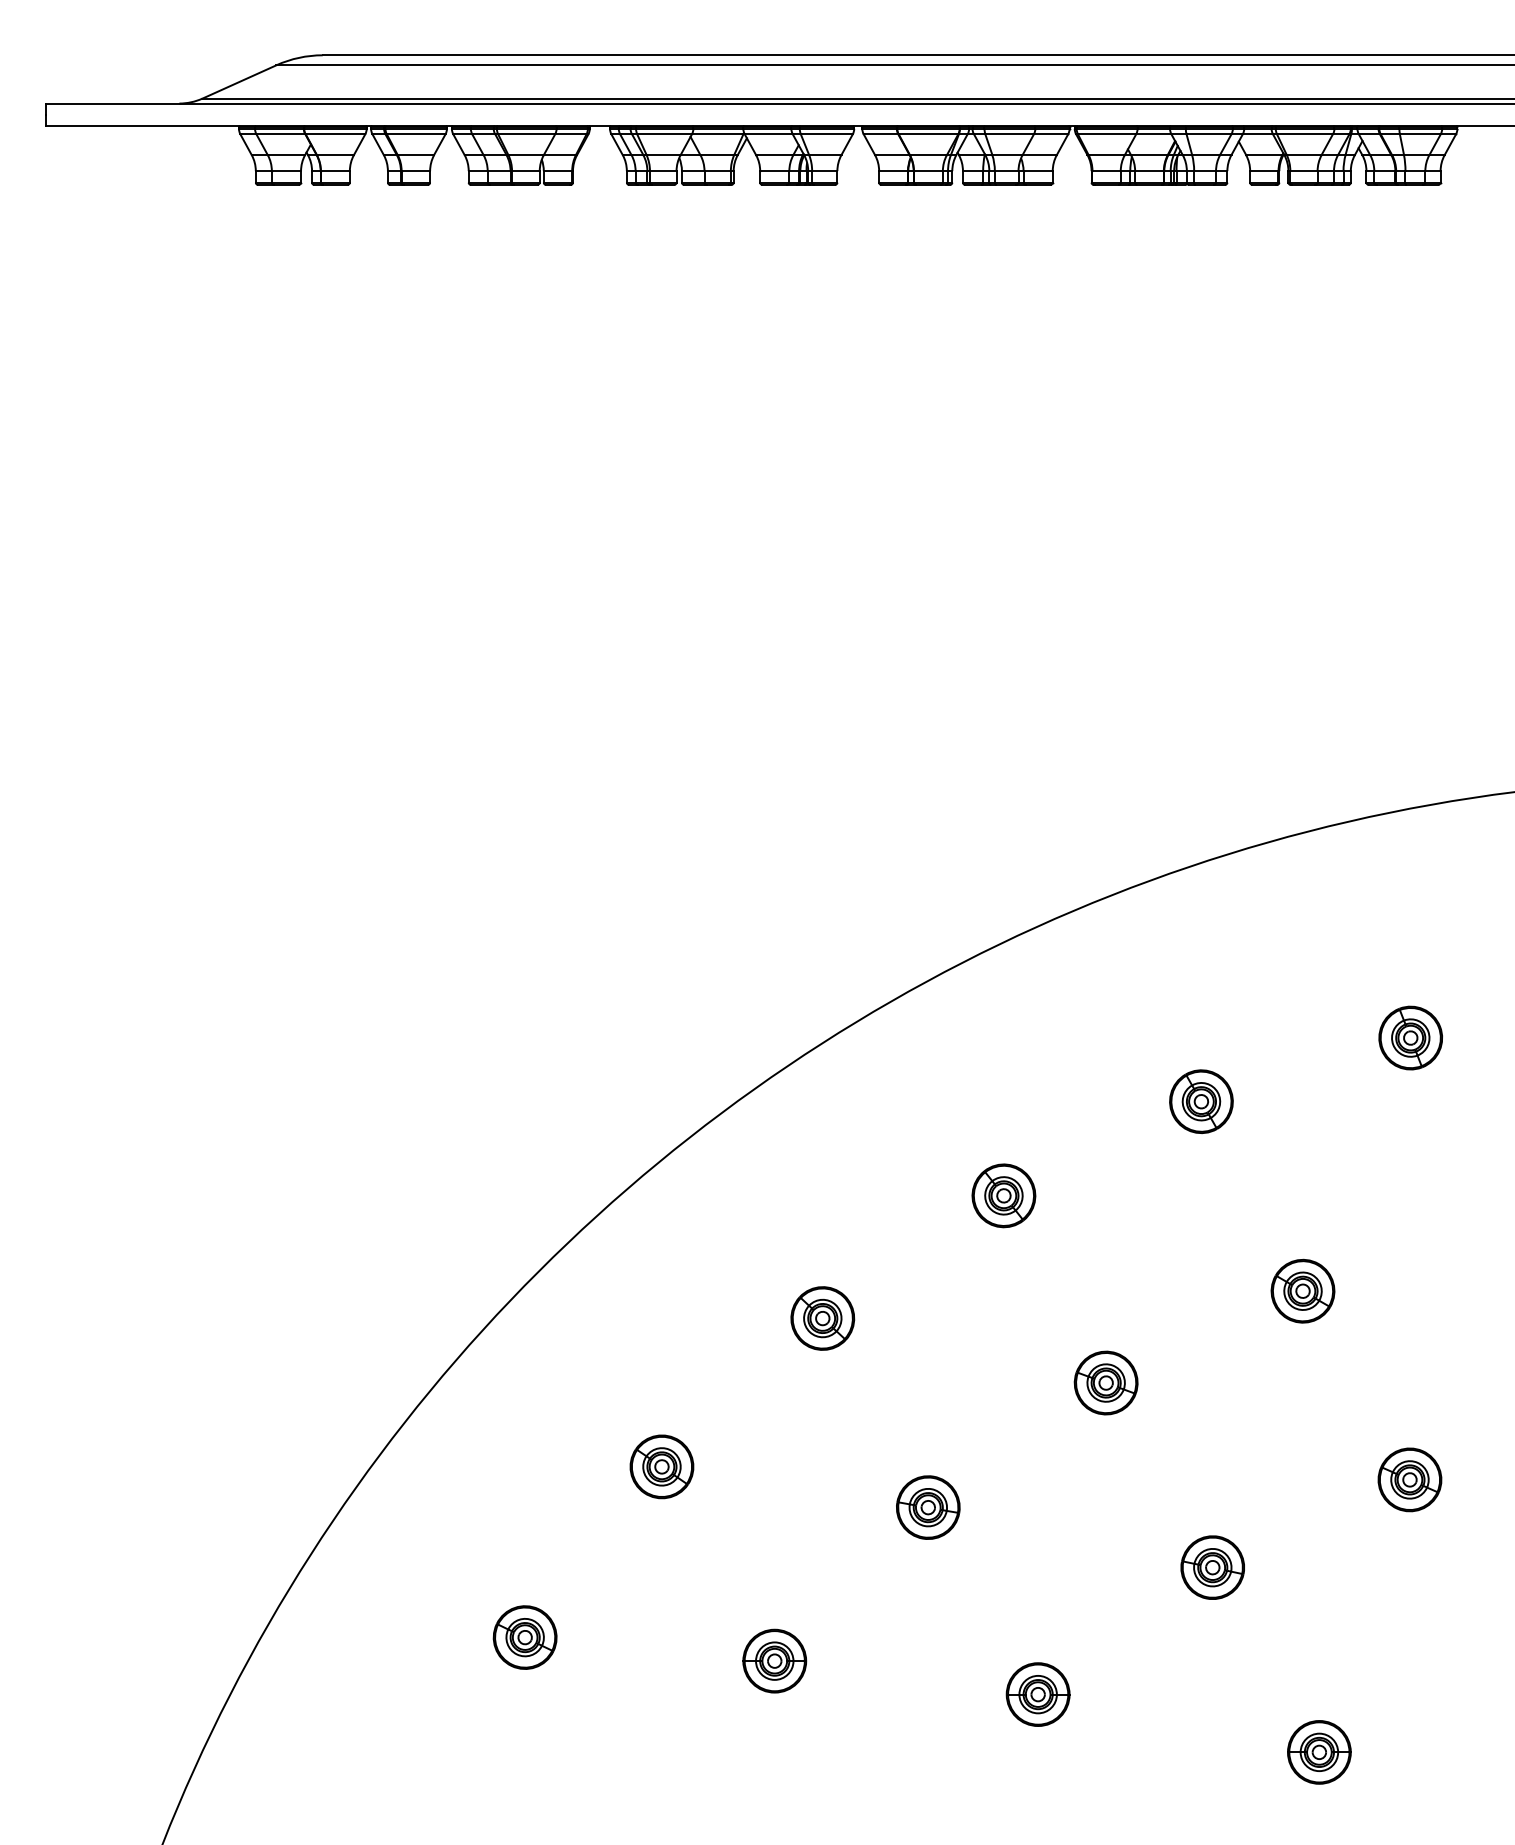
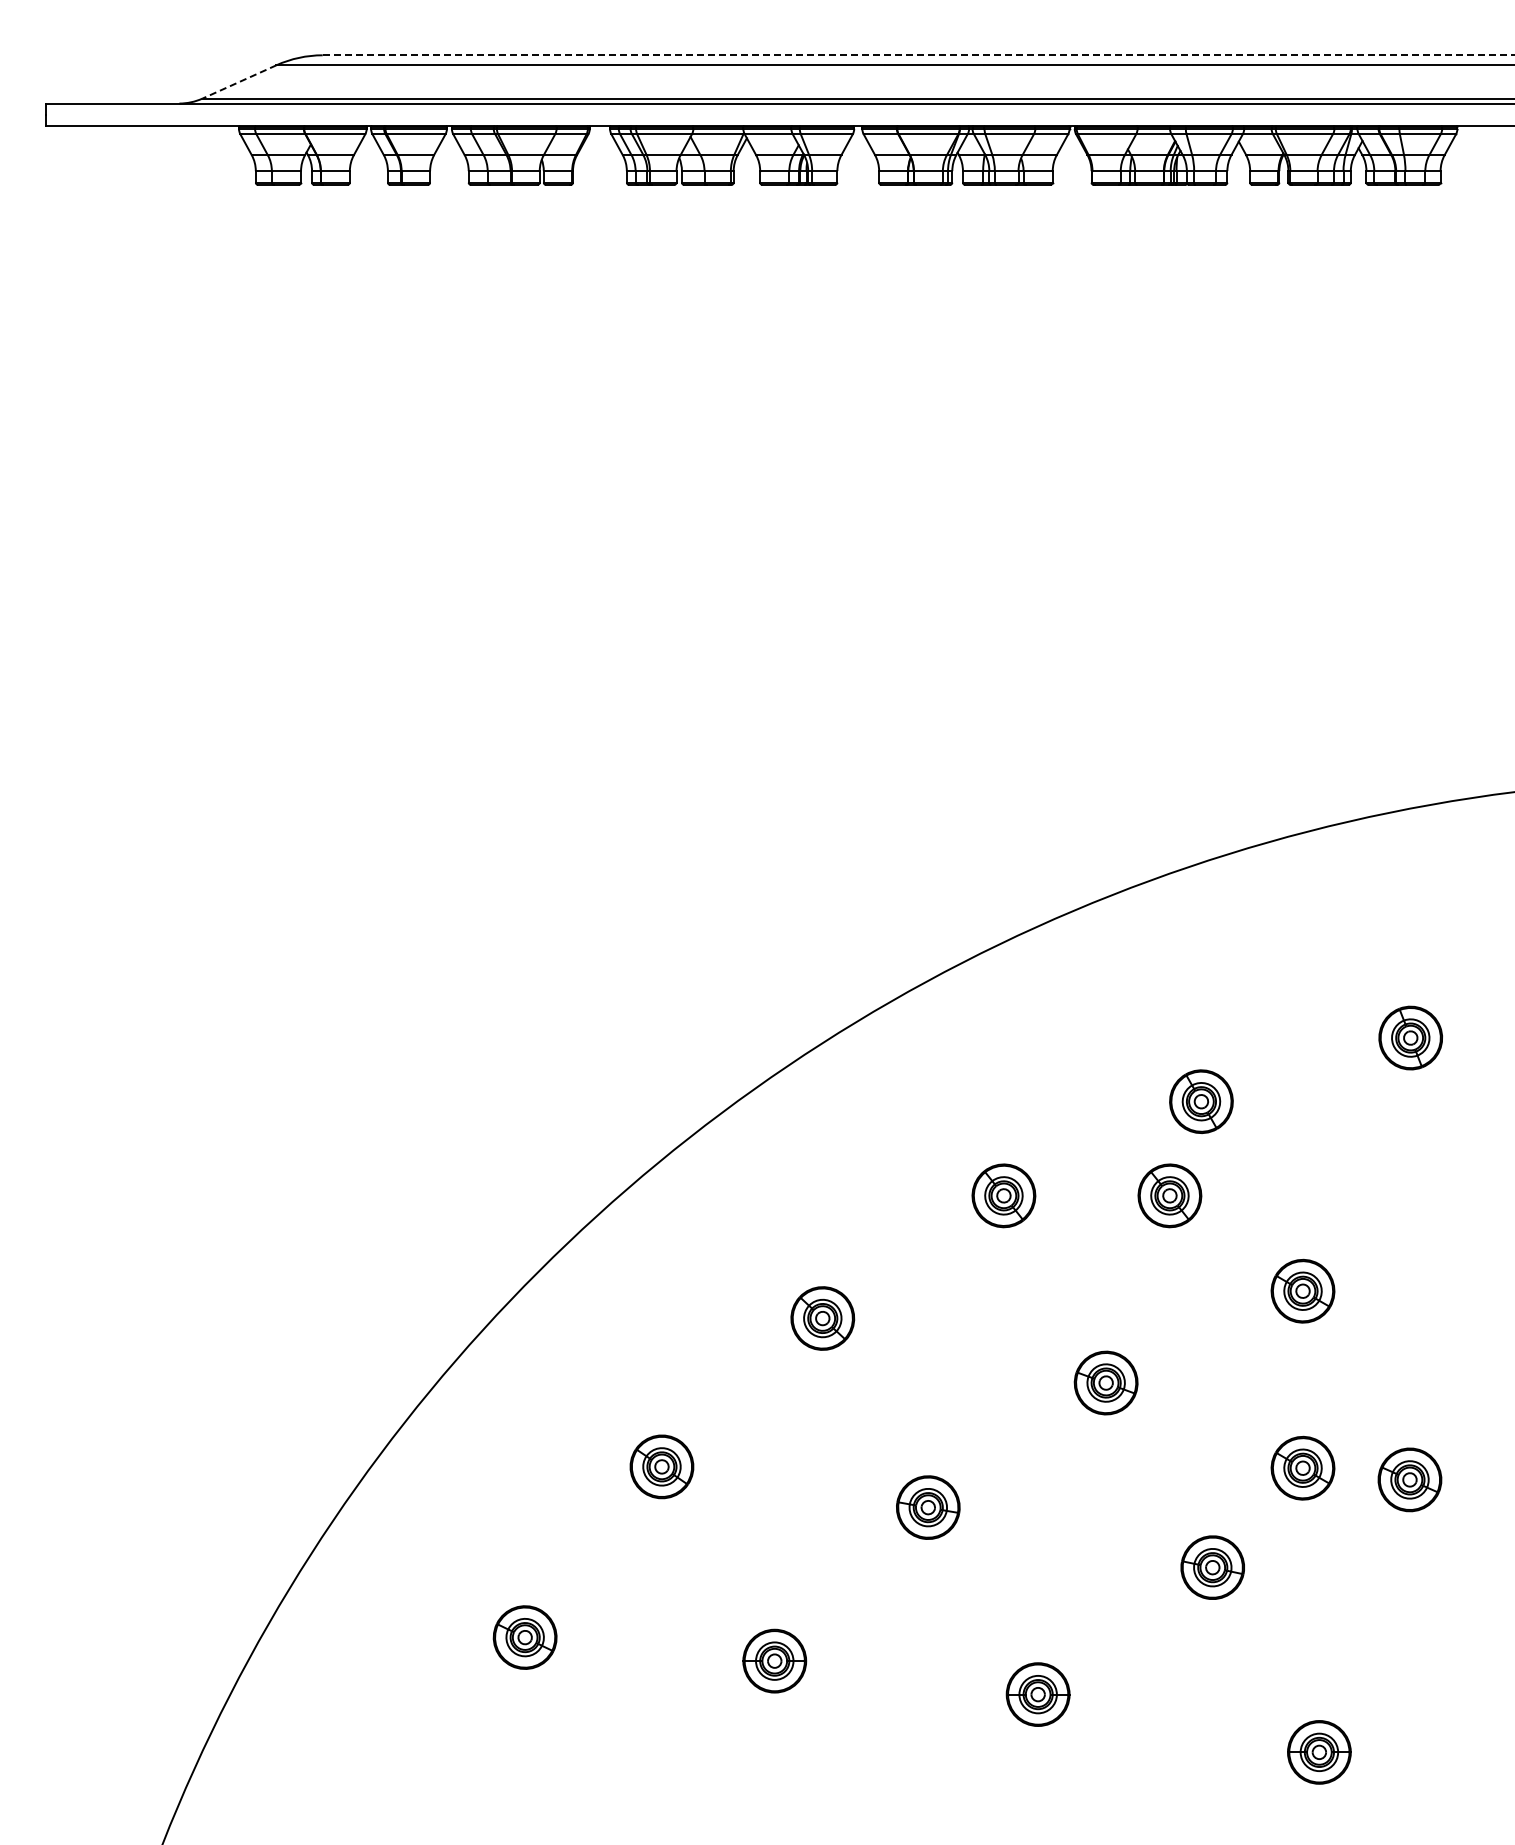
line: solid -> dashed (918, 55)
line: solid -> dashed (239, 81)
part: none -> present (1169, 1195)
part: none -> present (1302, 1467)
